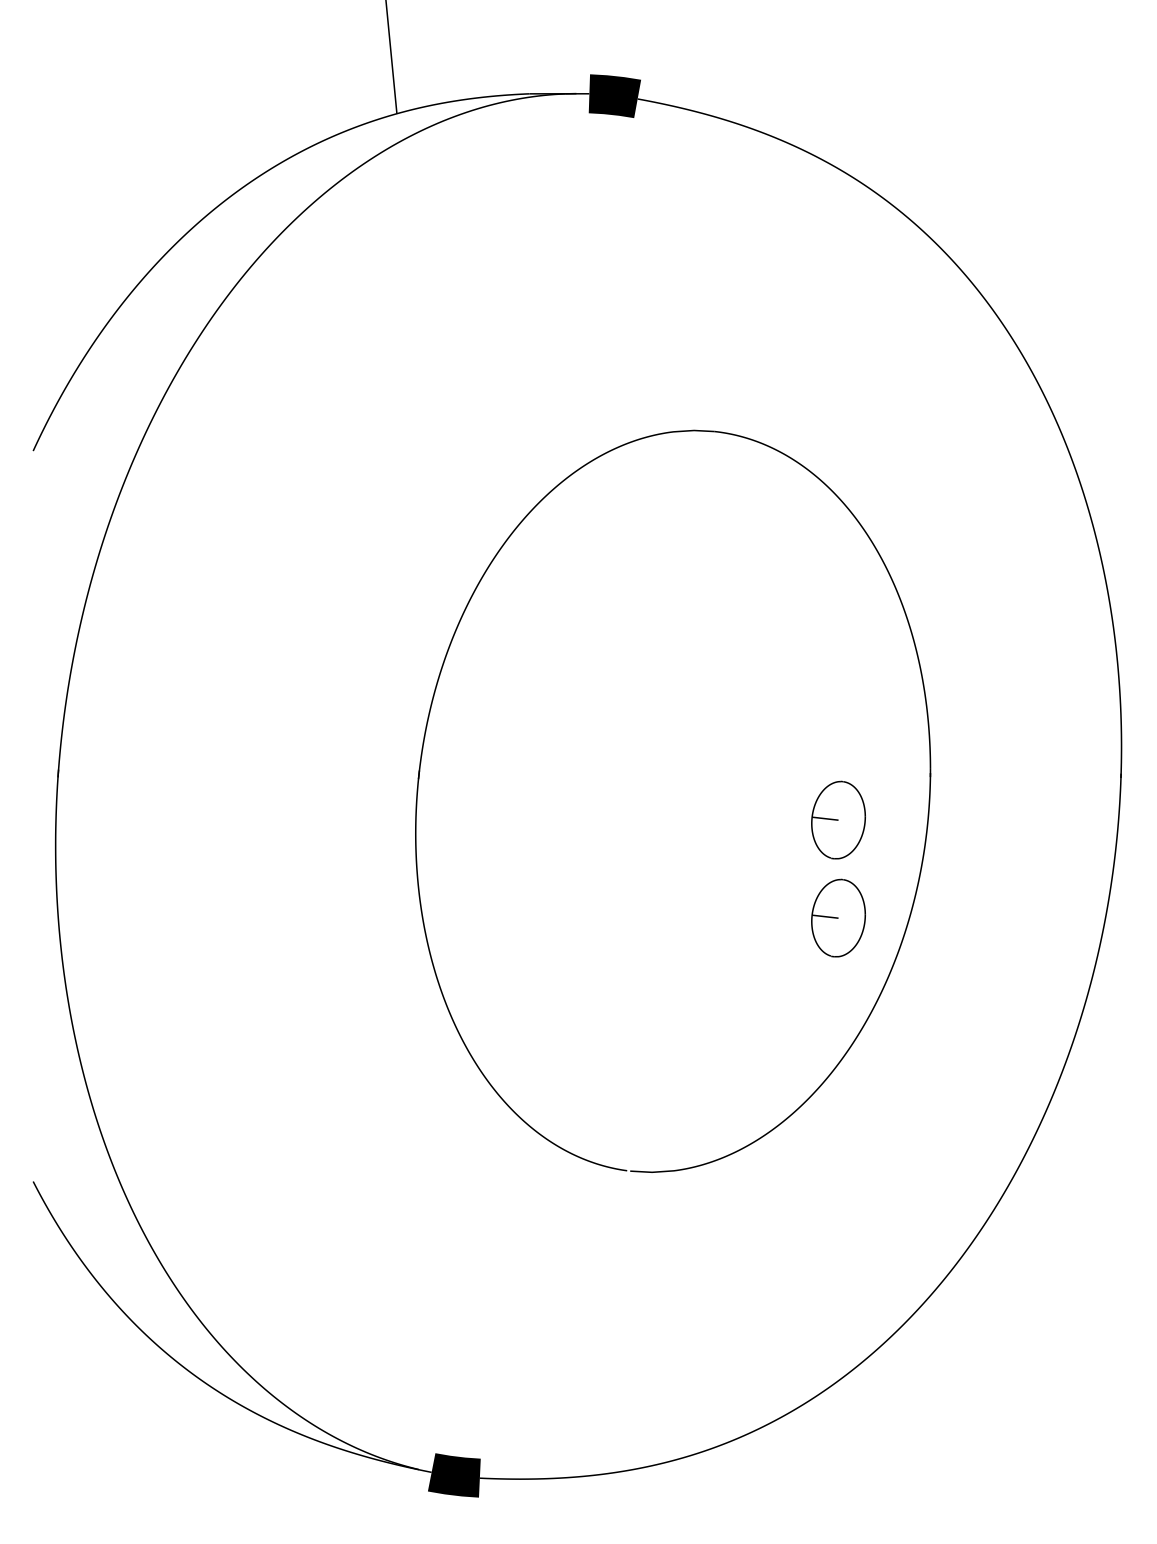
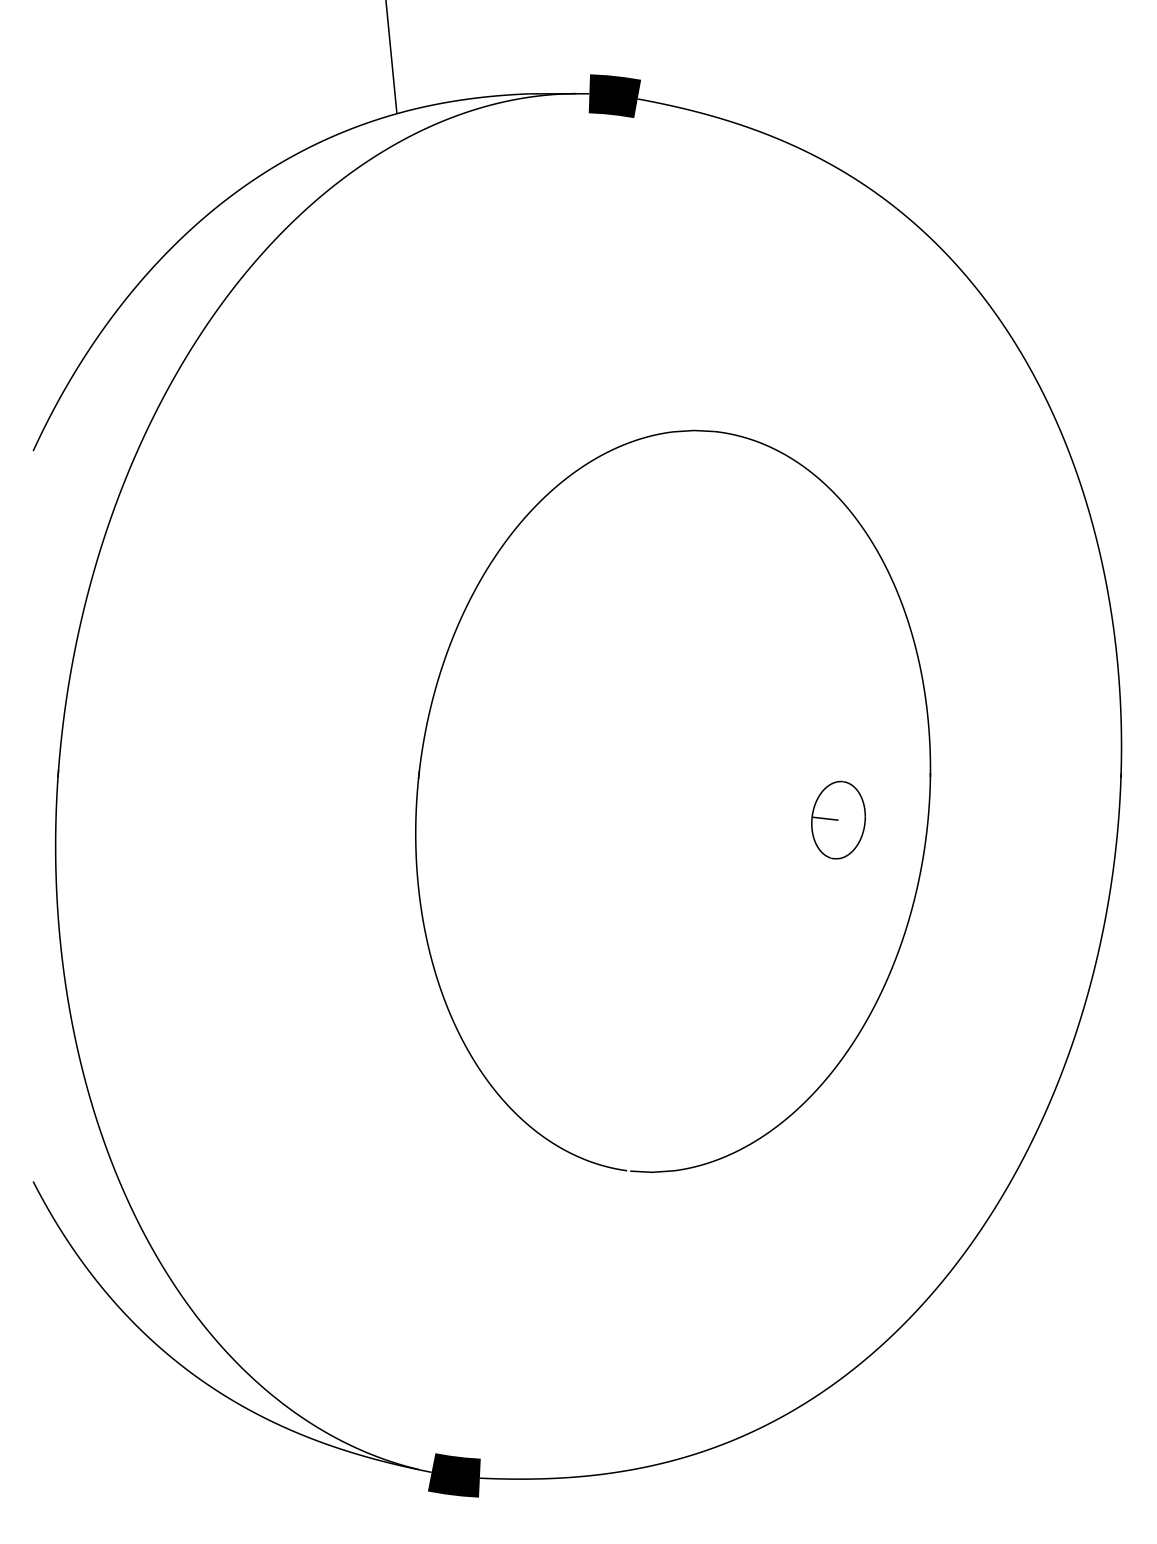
part: present -> none (838, 917)
